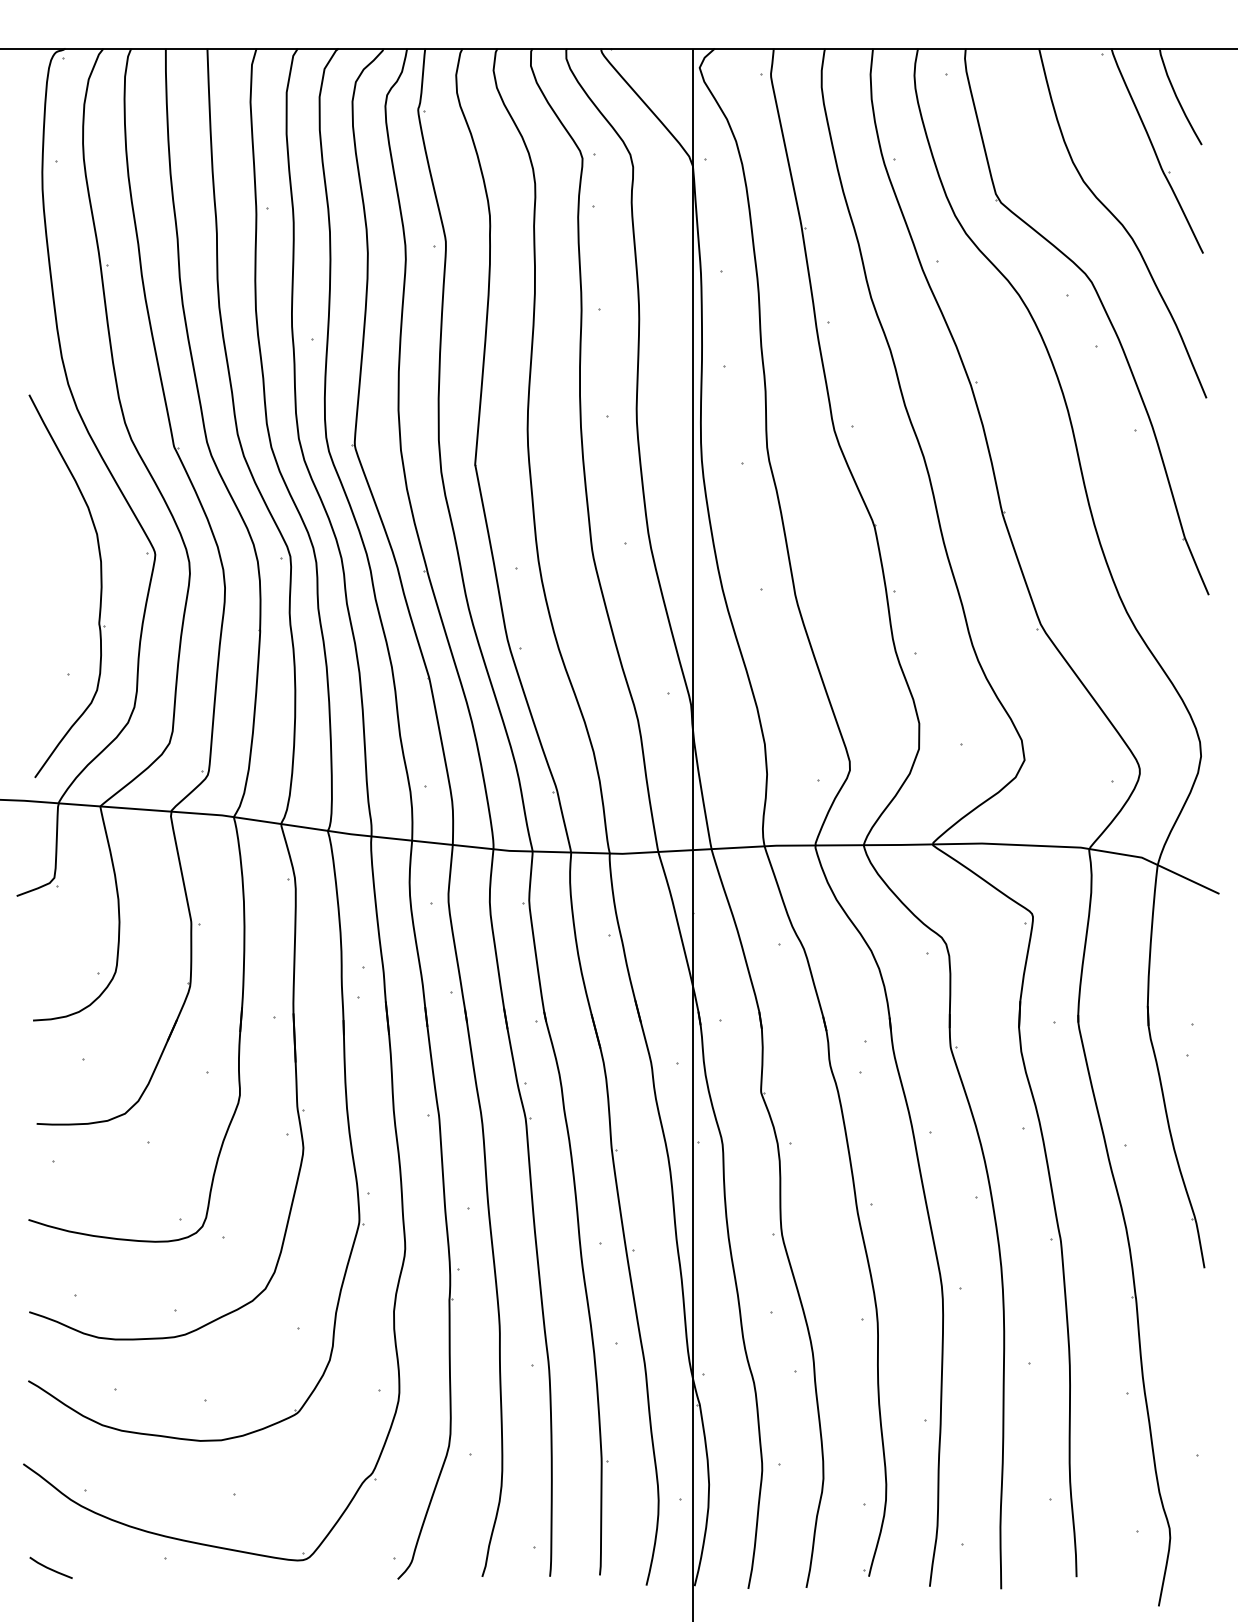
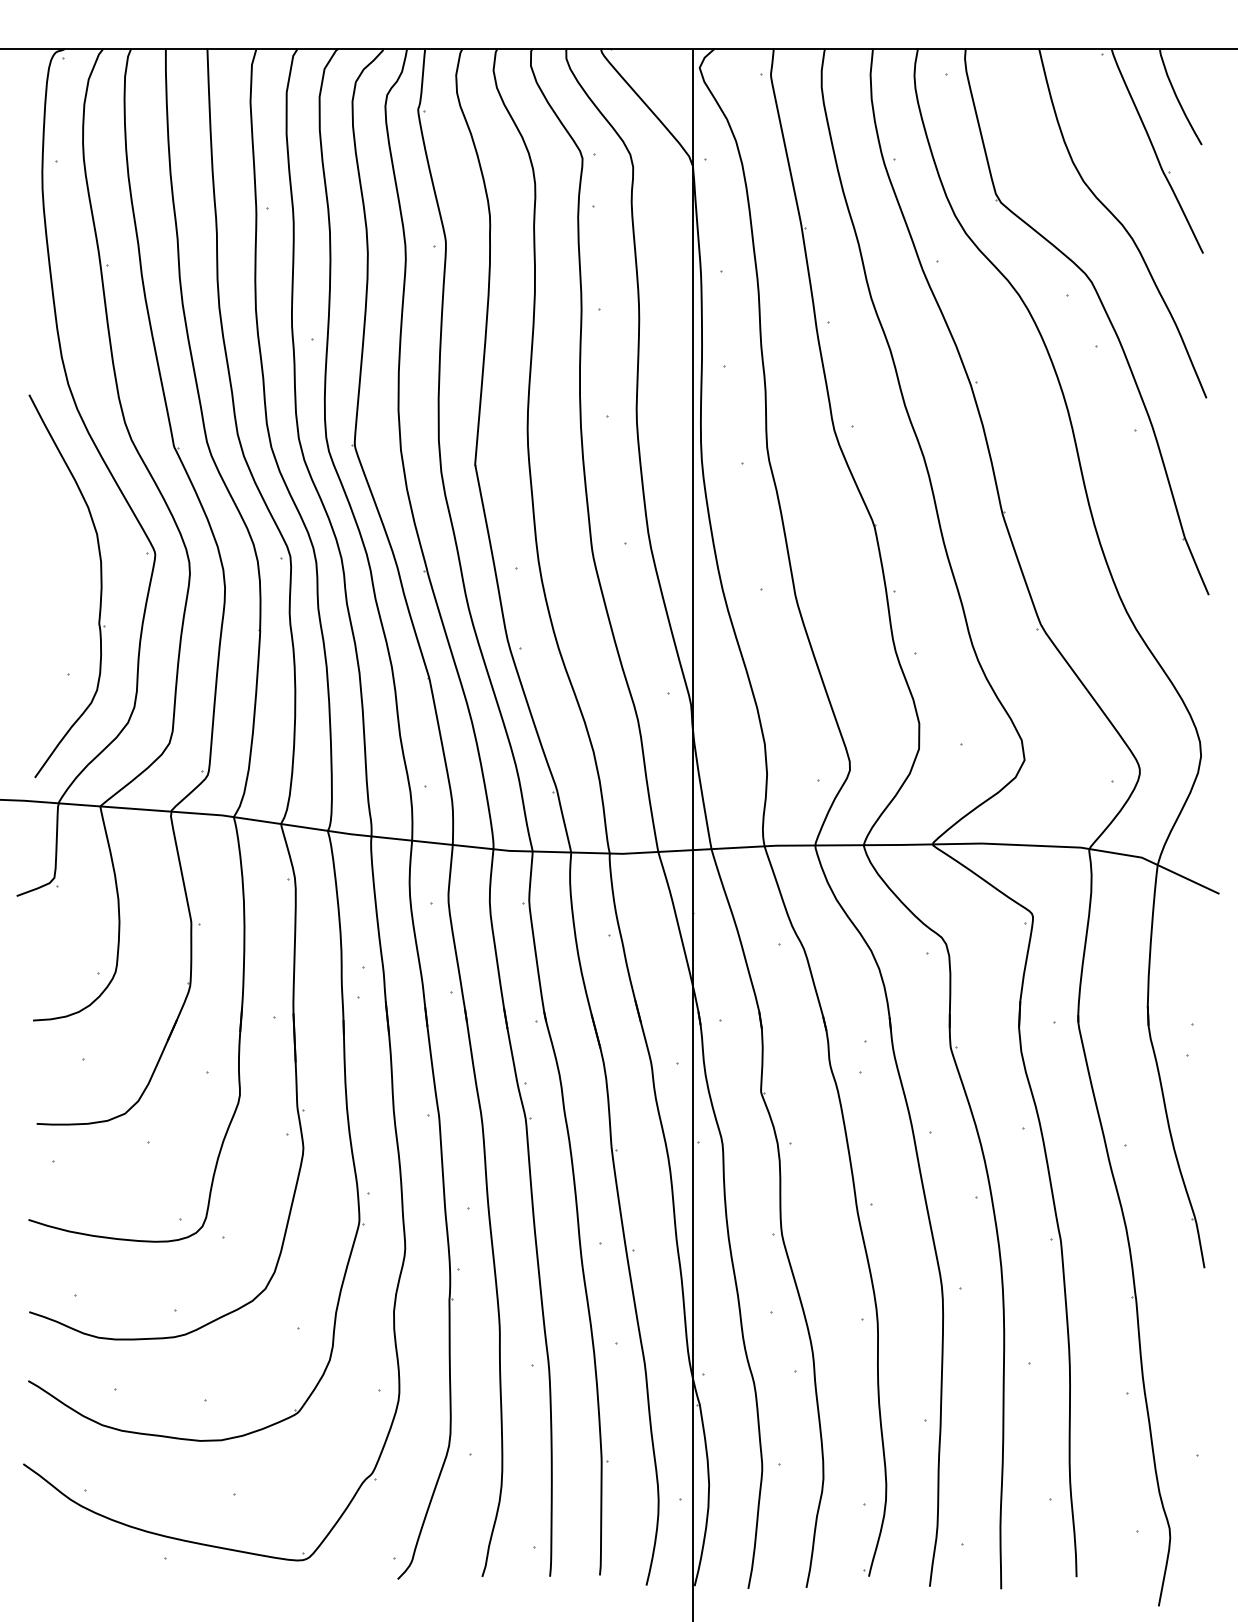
line: present -> none (49, 1567)
